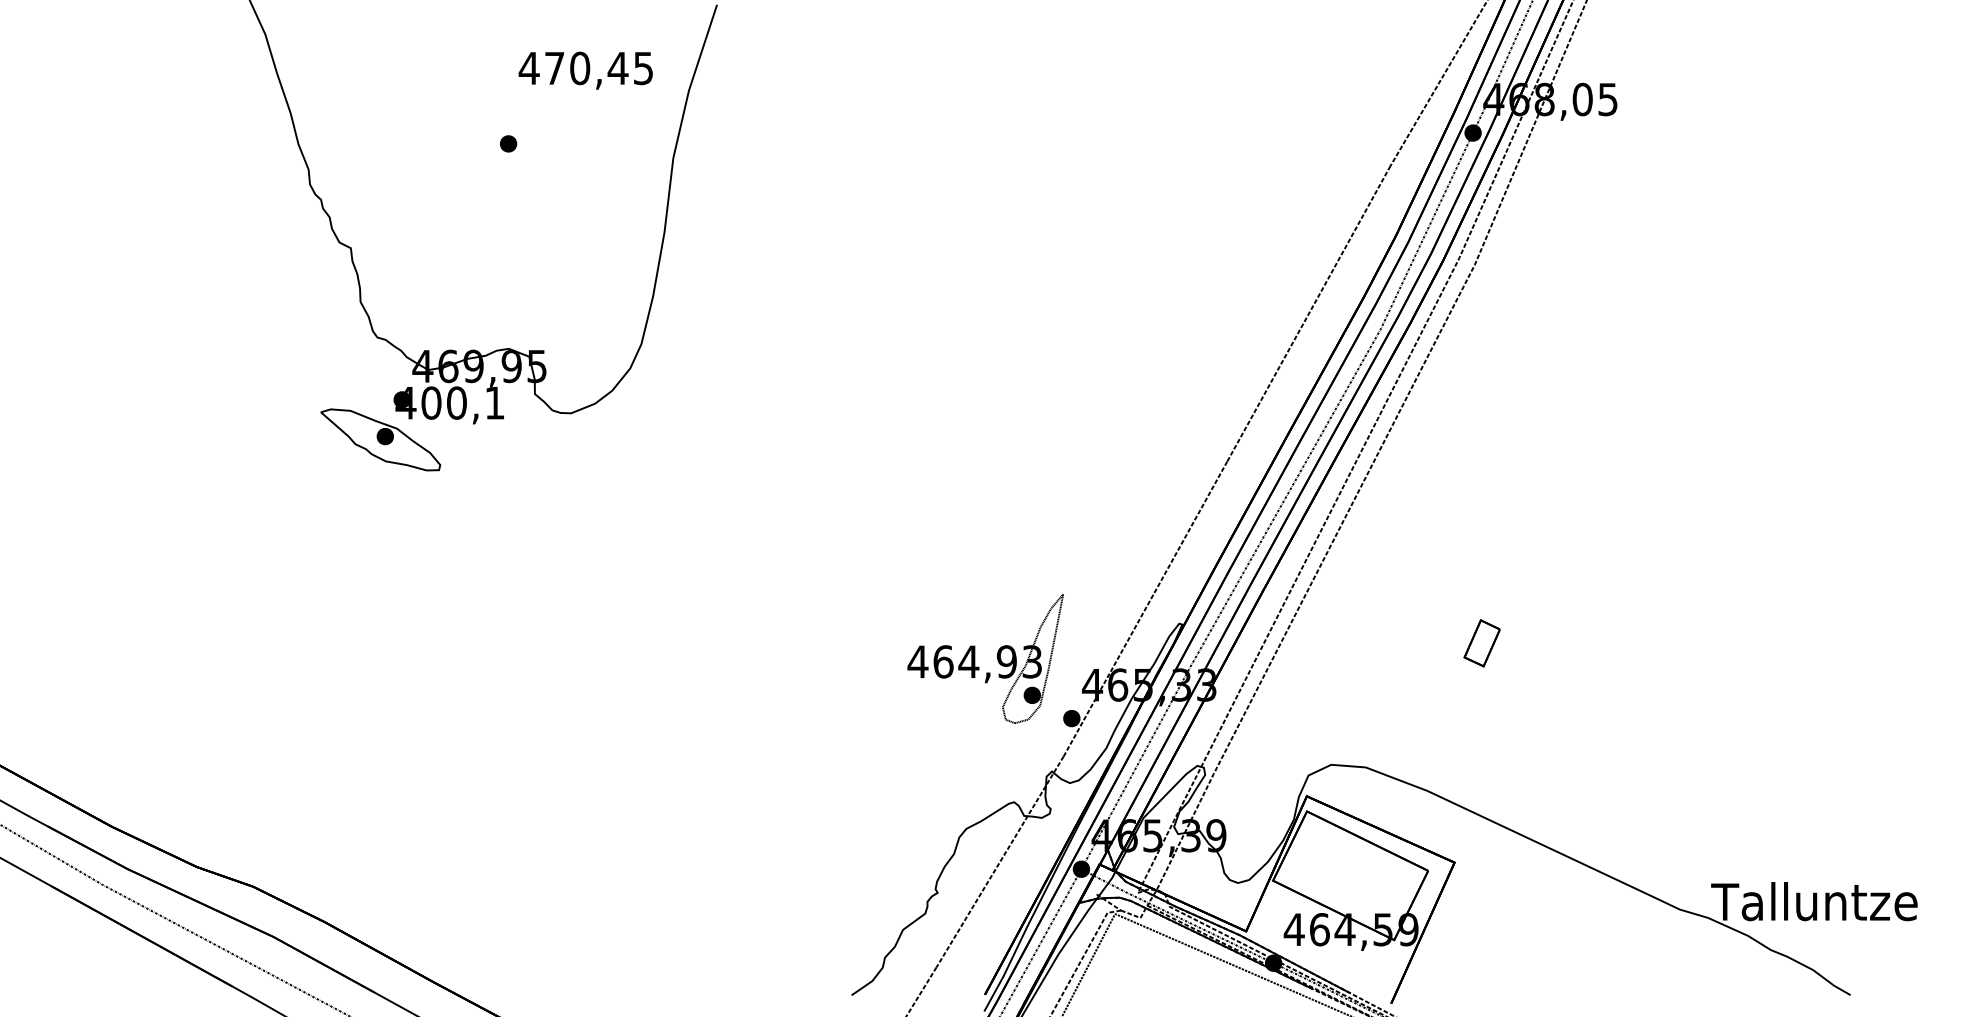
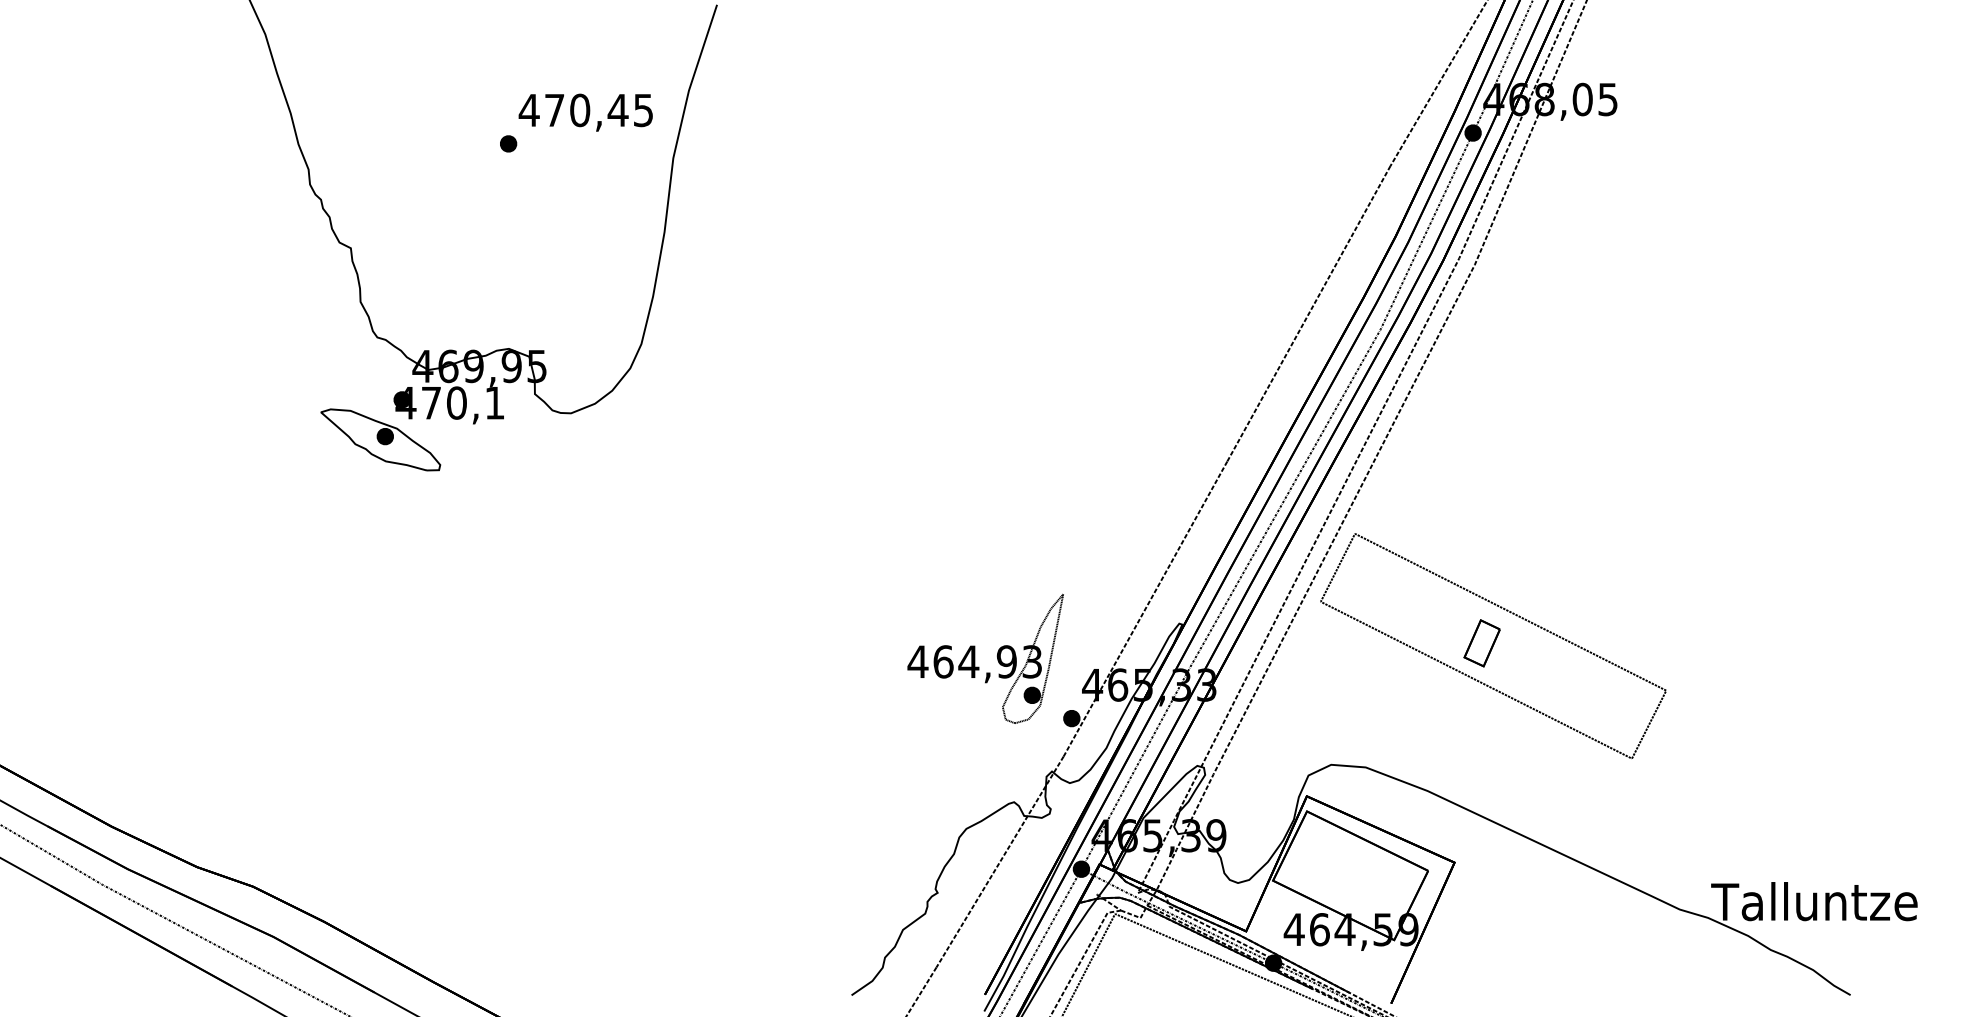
text position: (585, 70) -> (585, 112) (585, 112)
text: 400,1 -> 470,1 (431, 402)
part: none -> present (1493, 645)
